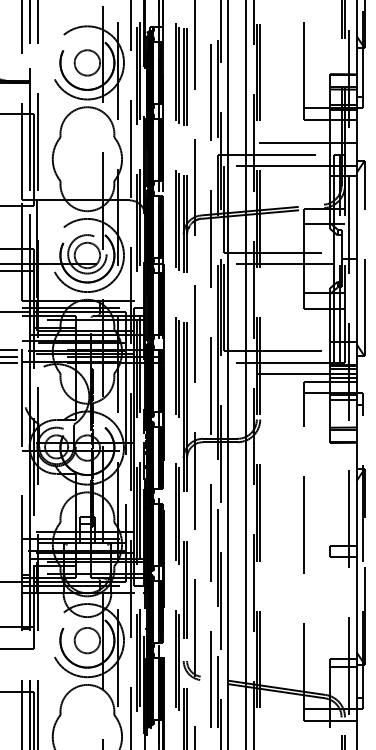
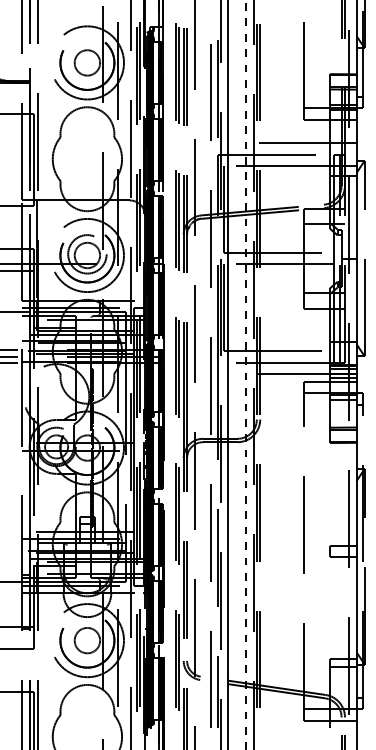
line: solid -> dashed (245, 375)
